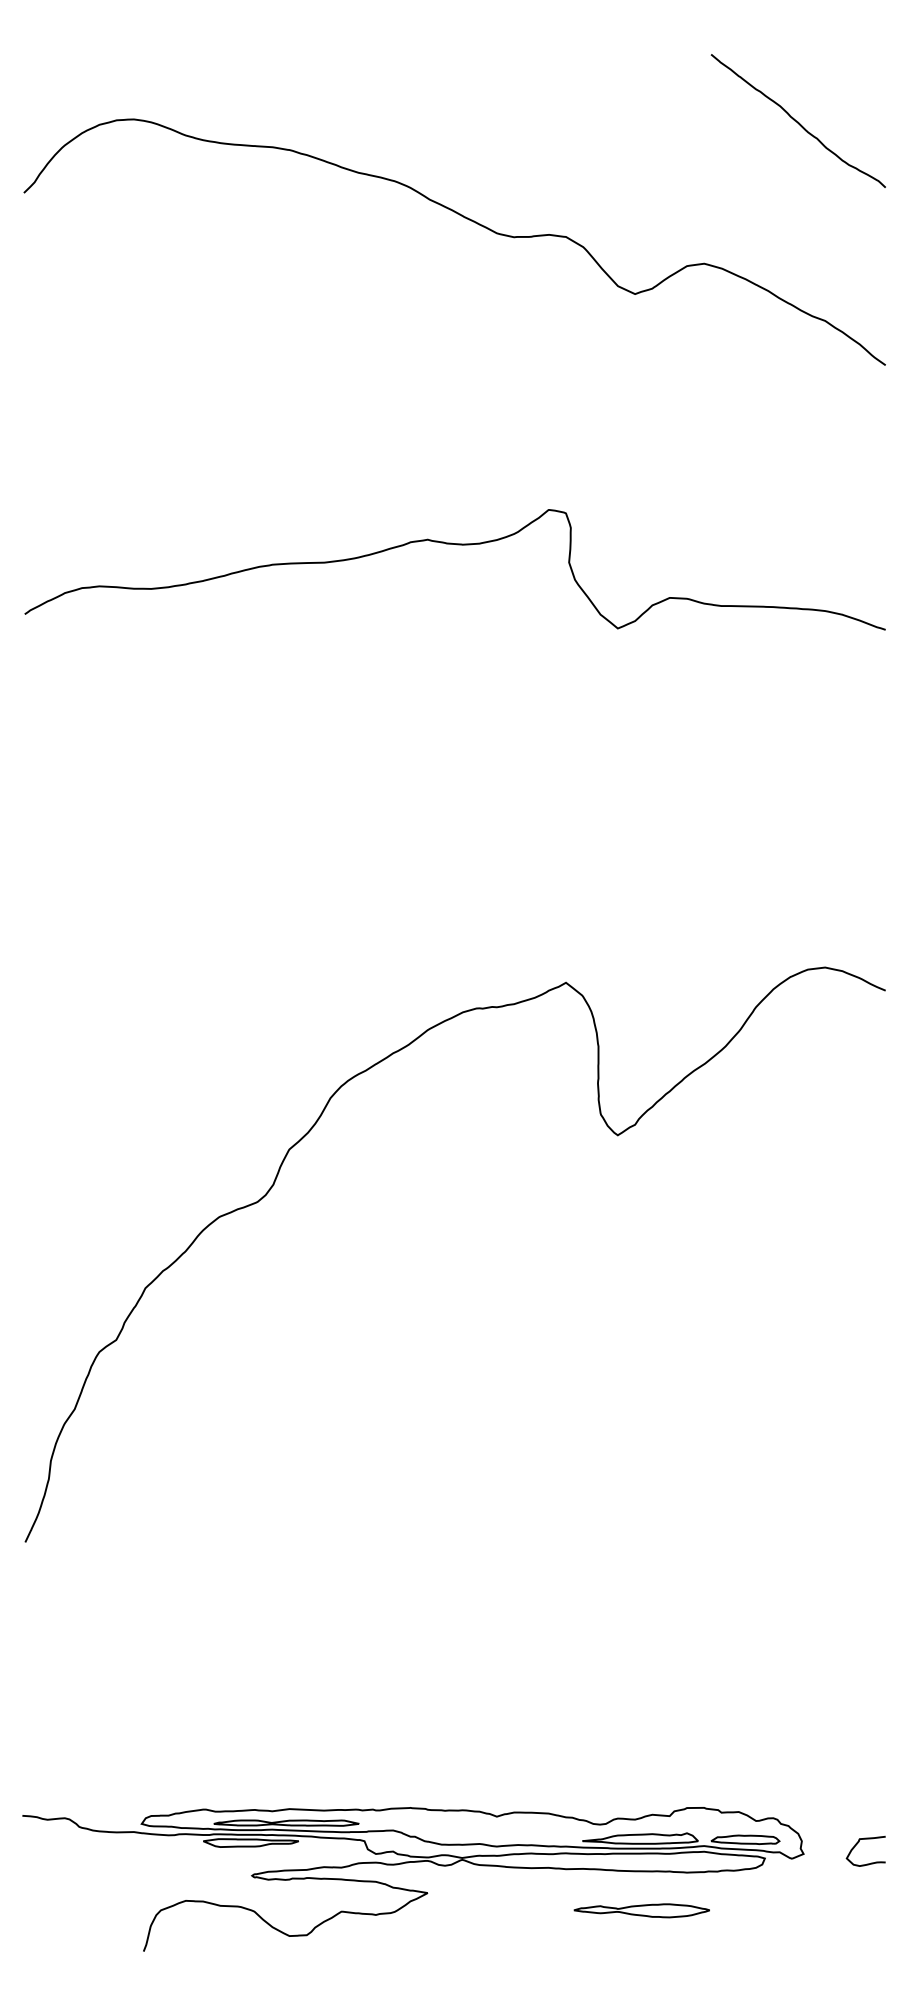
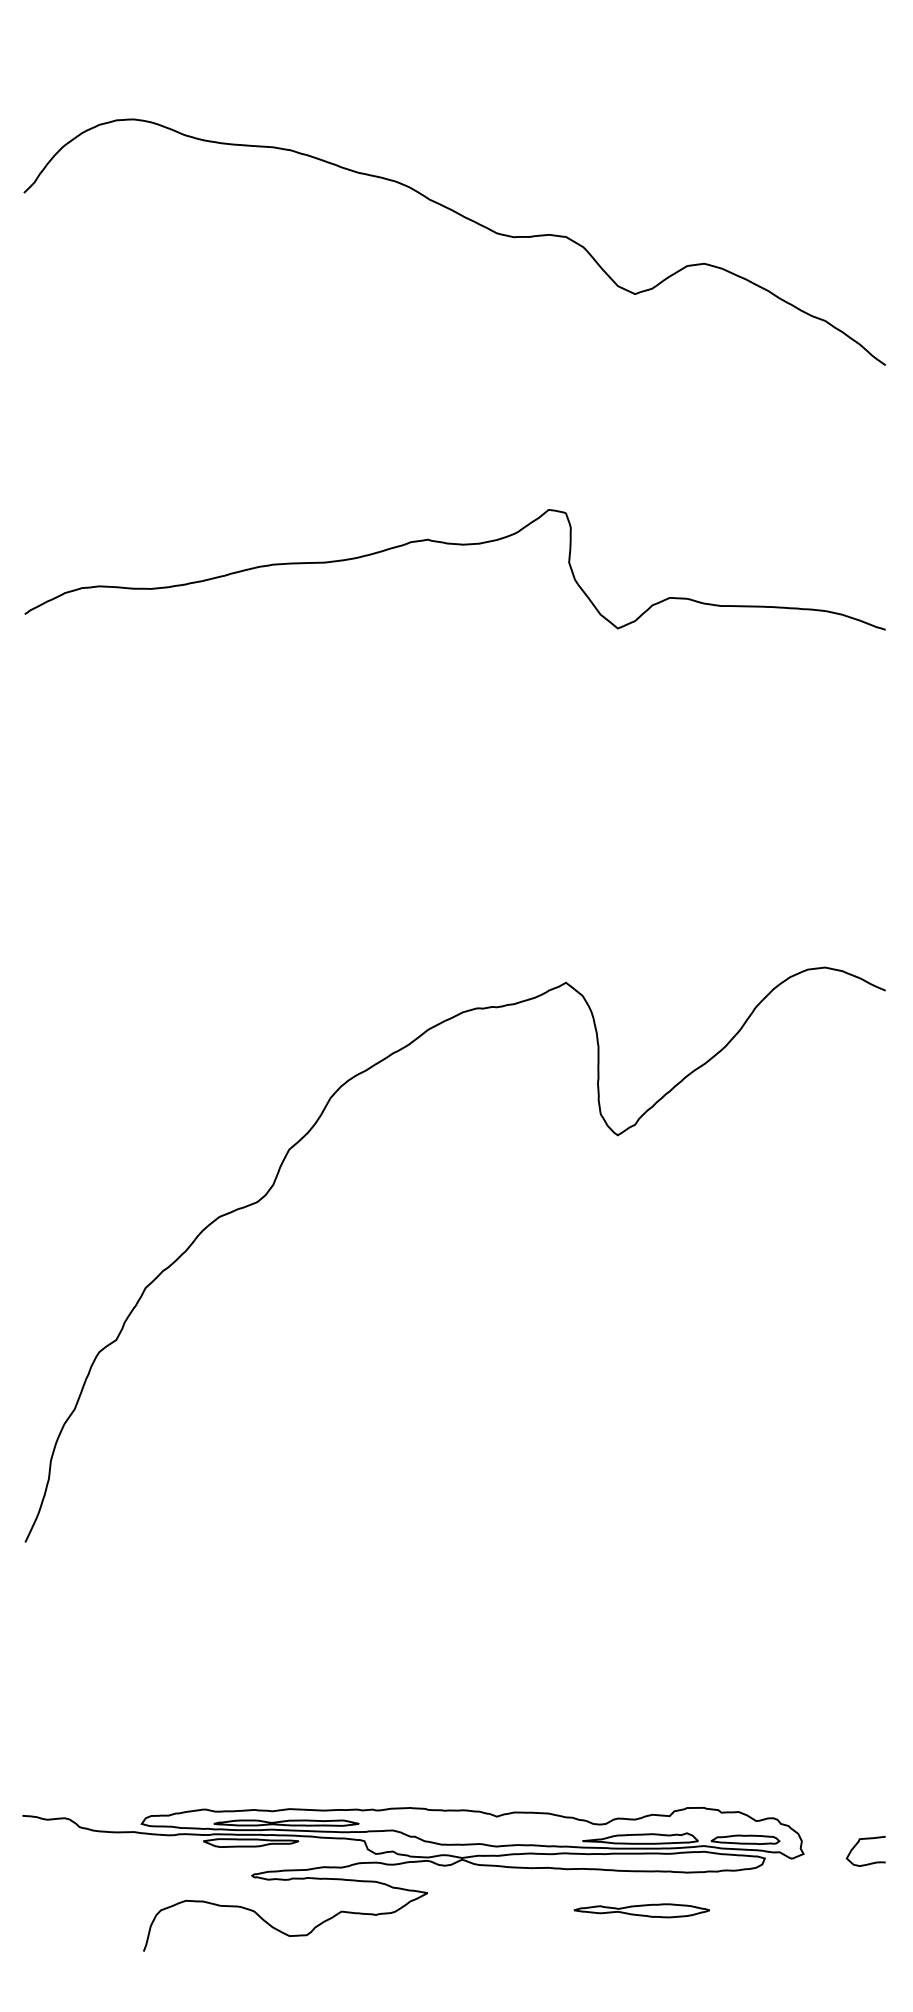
curve: present -> none (796, 120)
